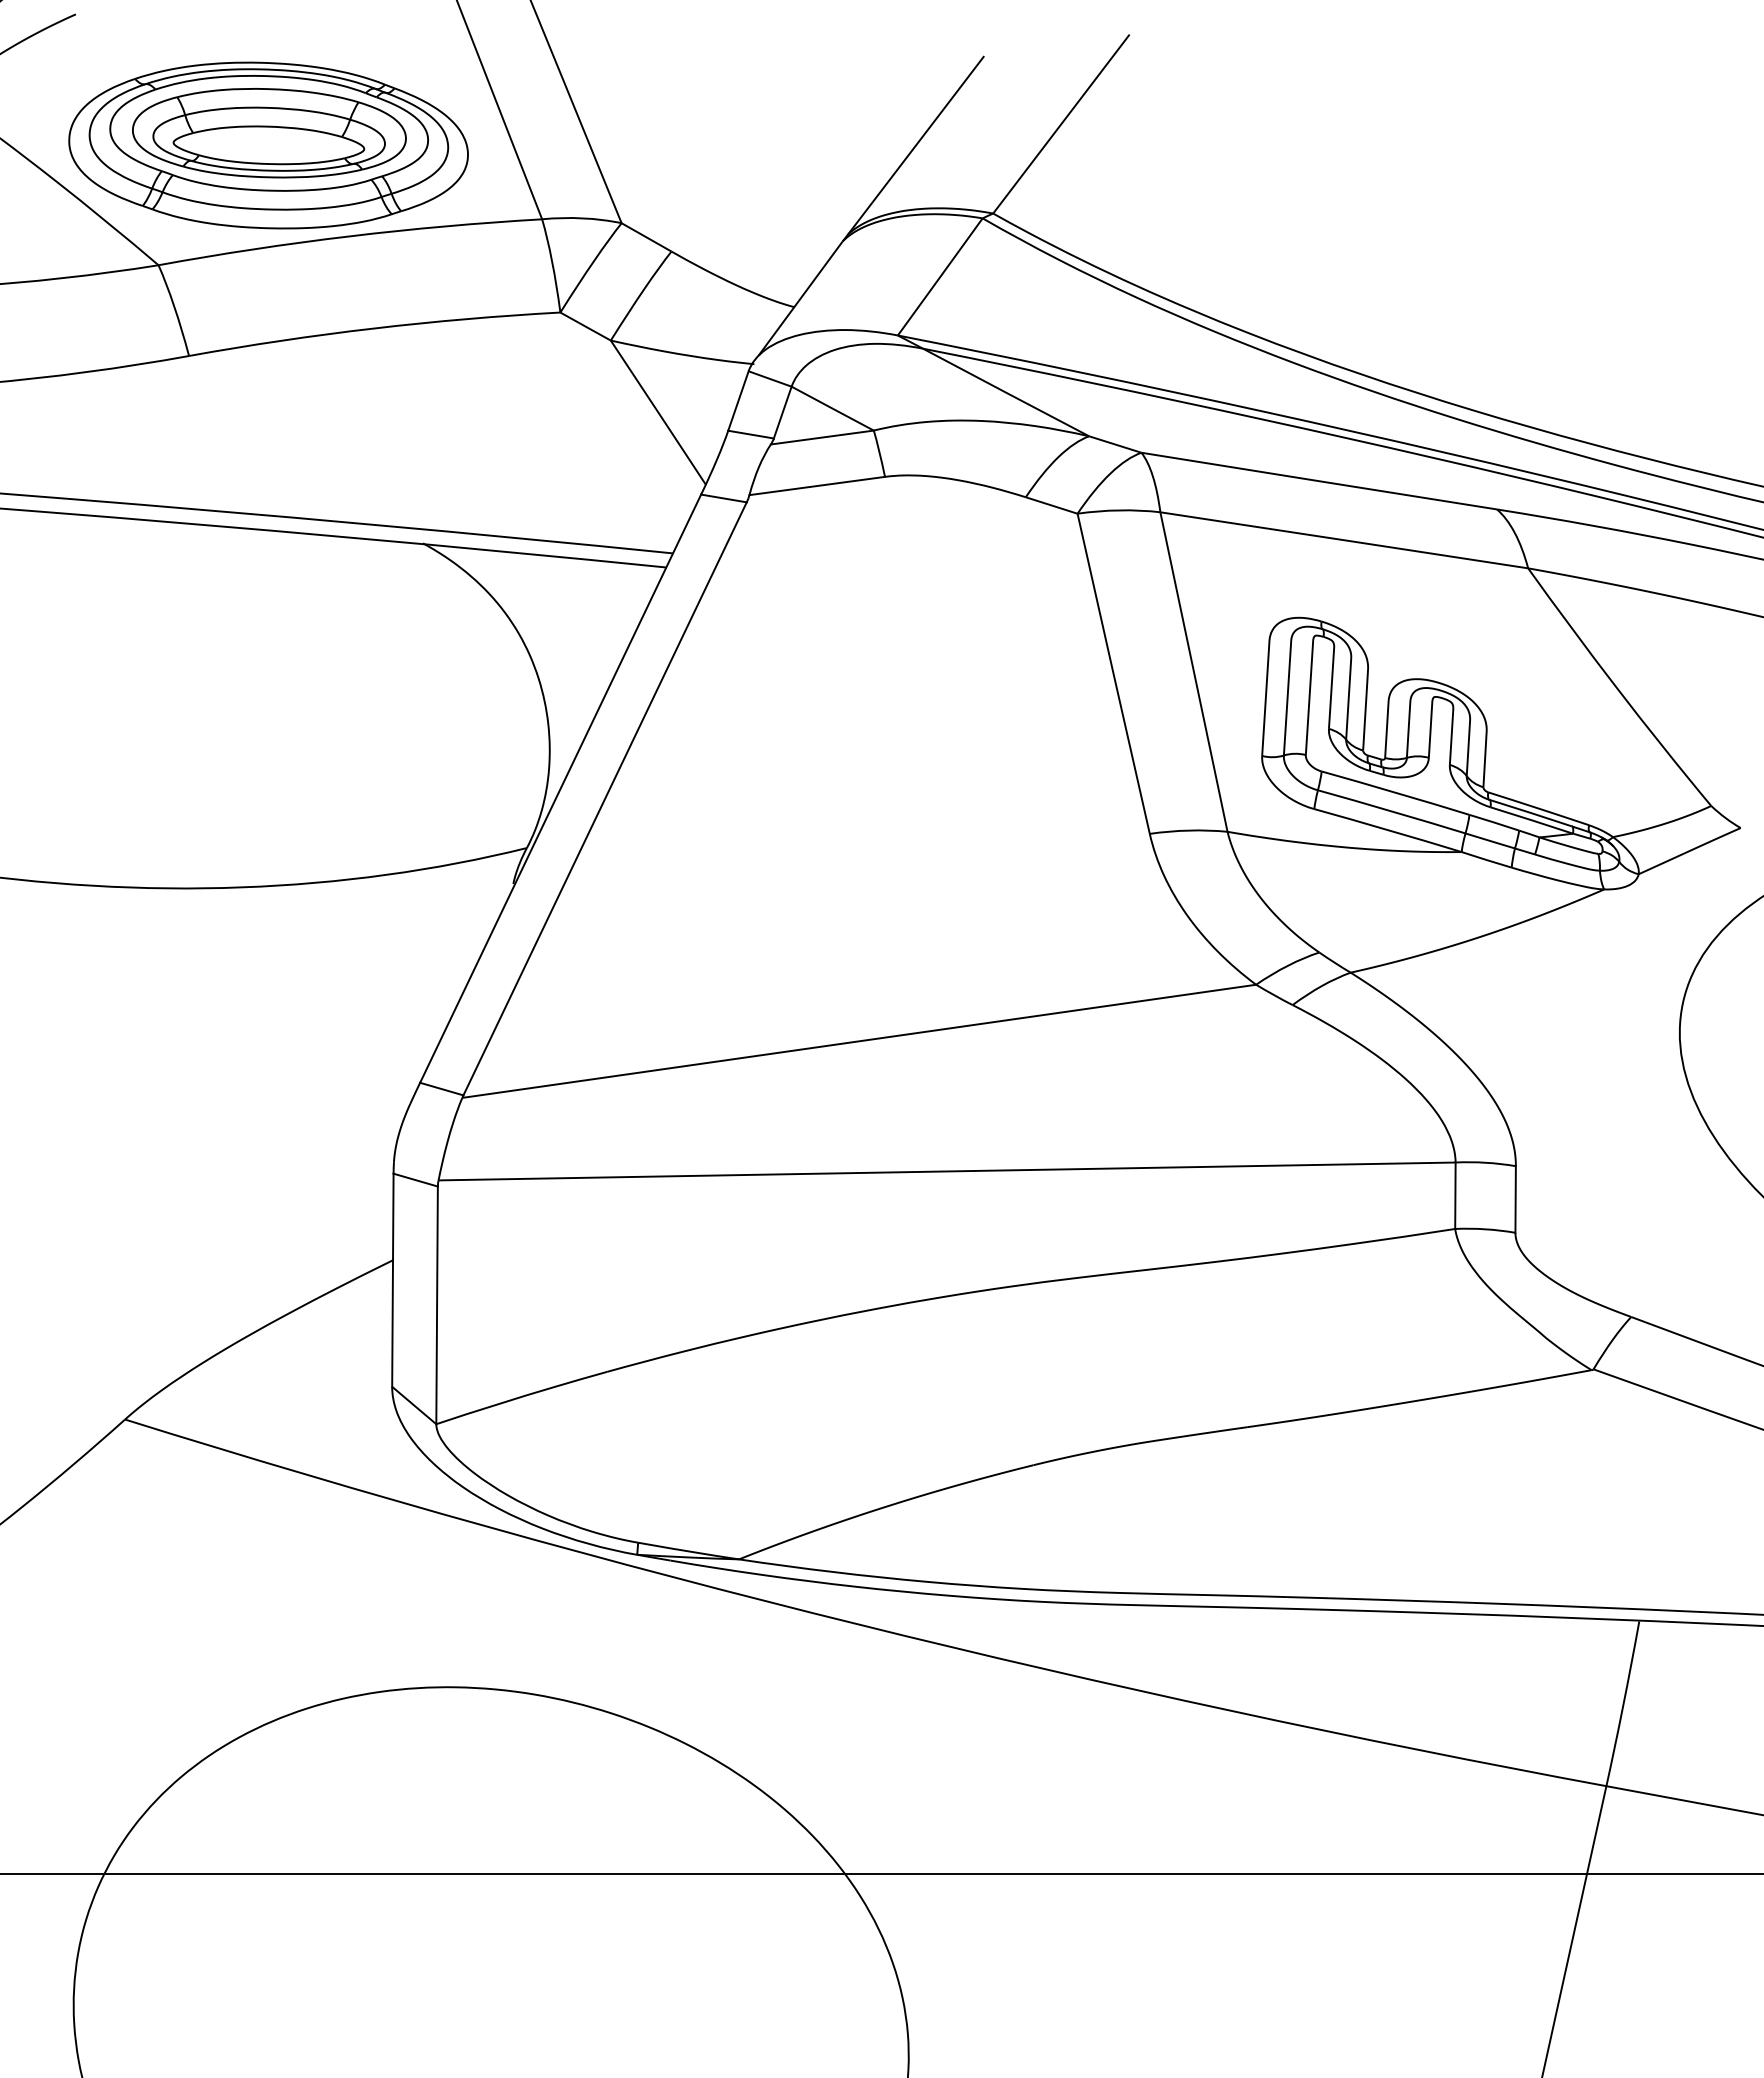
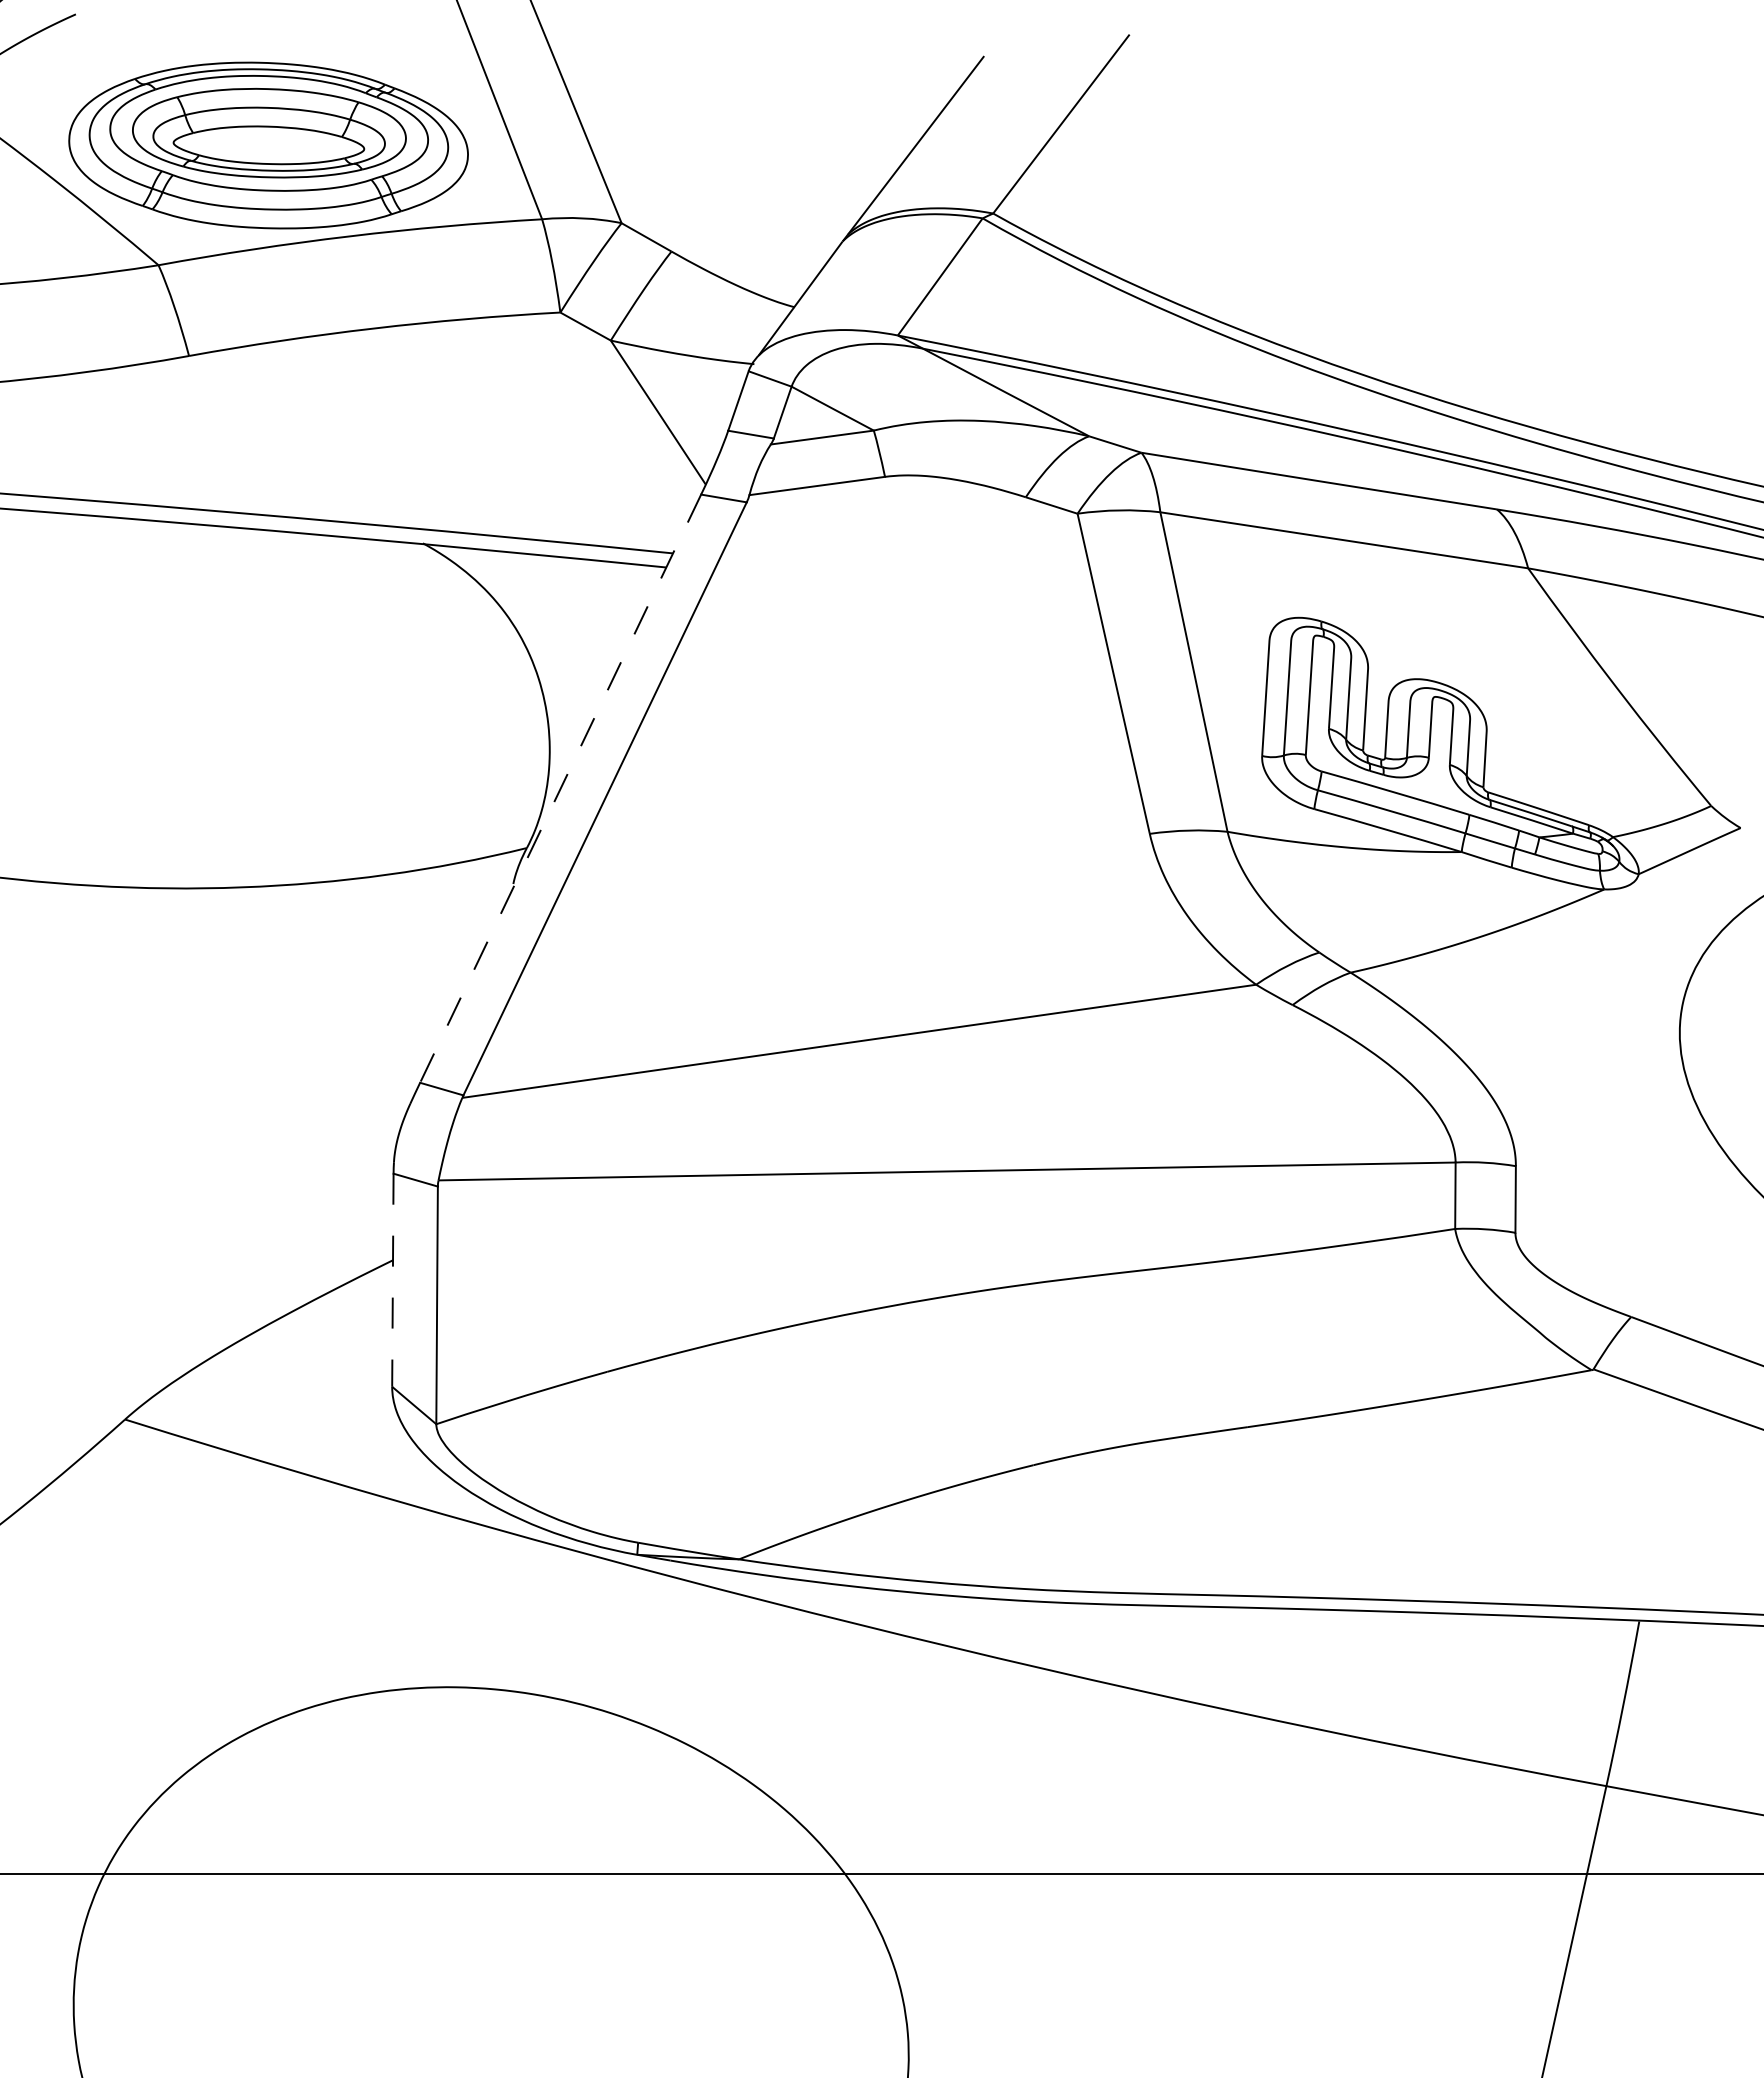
line: solid -> dashed (560, 788)
line: solid -> dashed (392, 1280)
